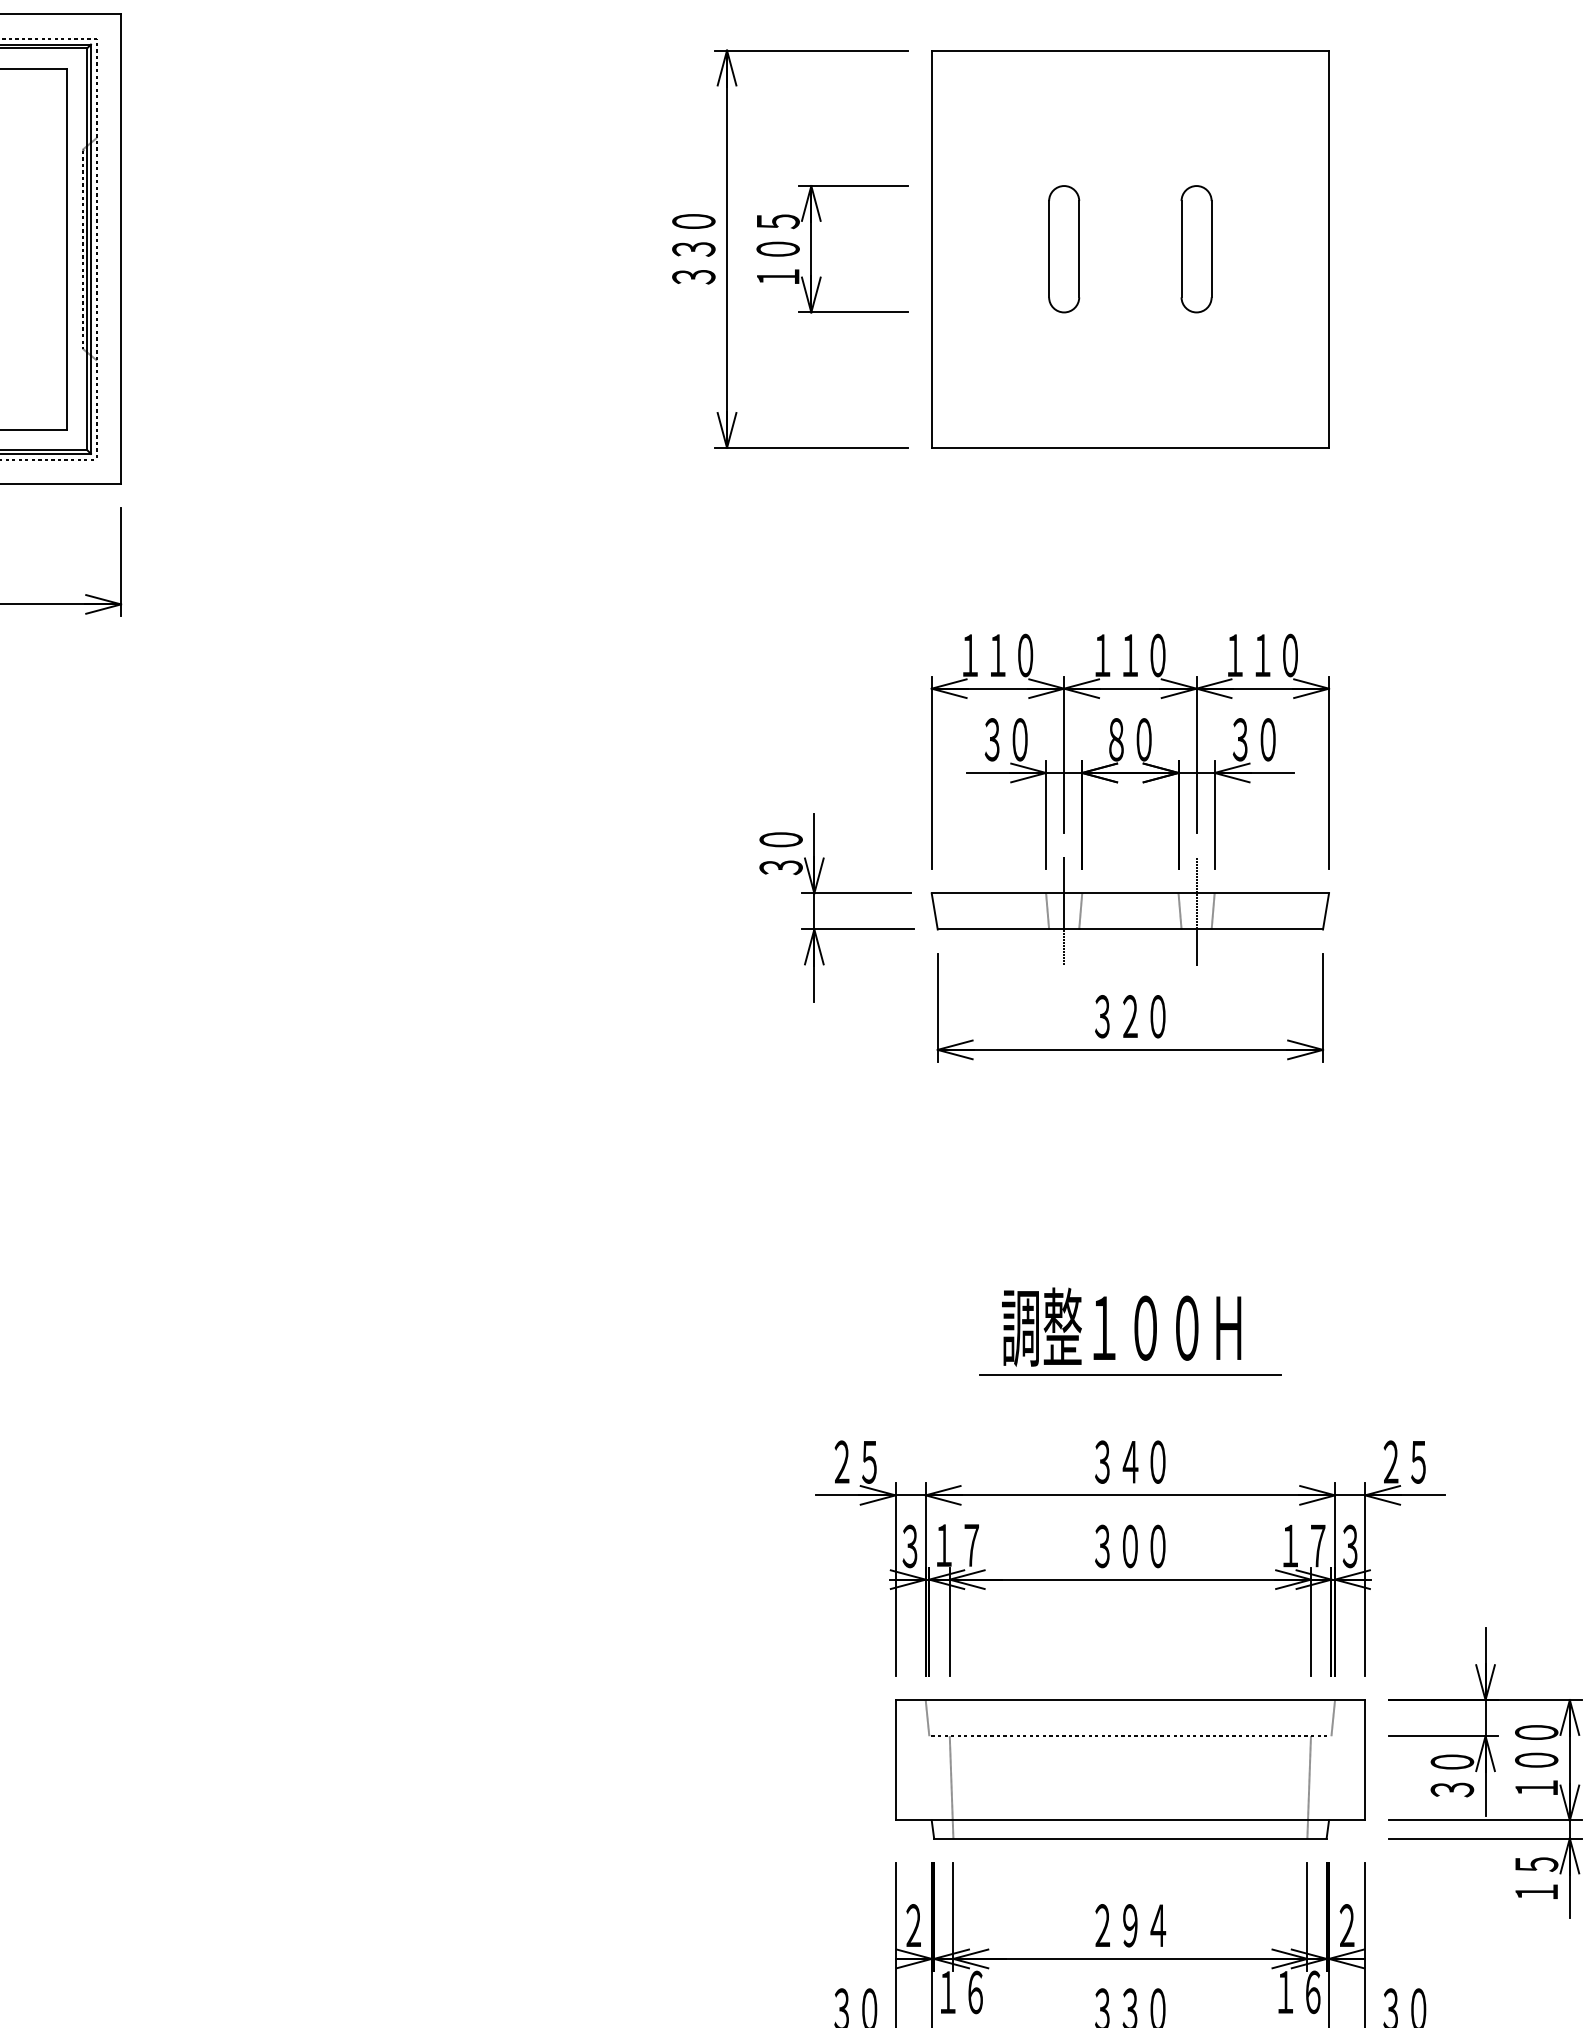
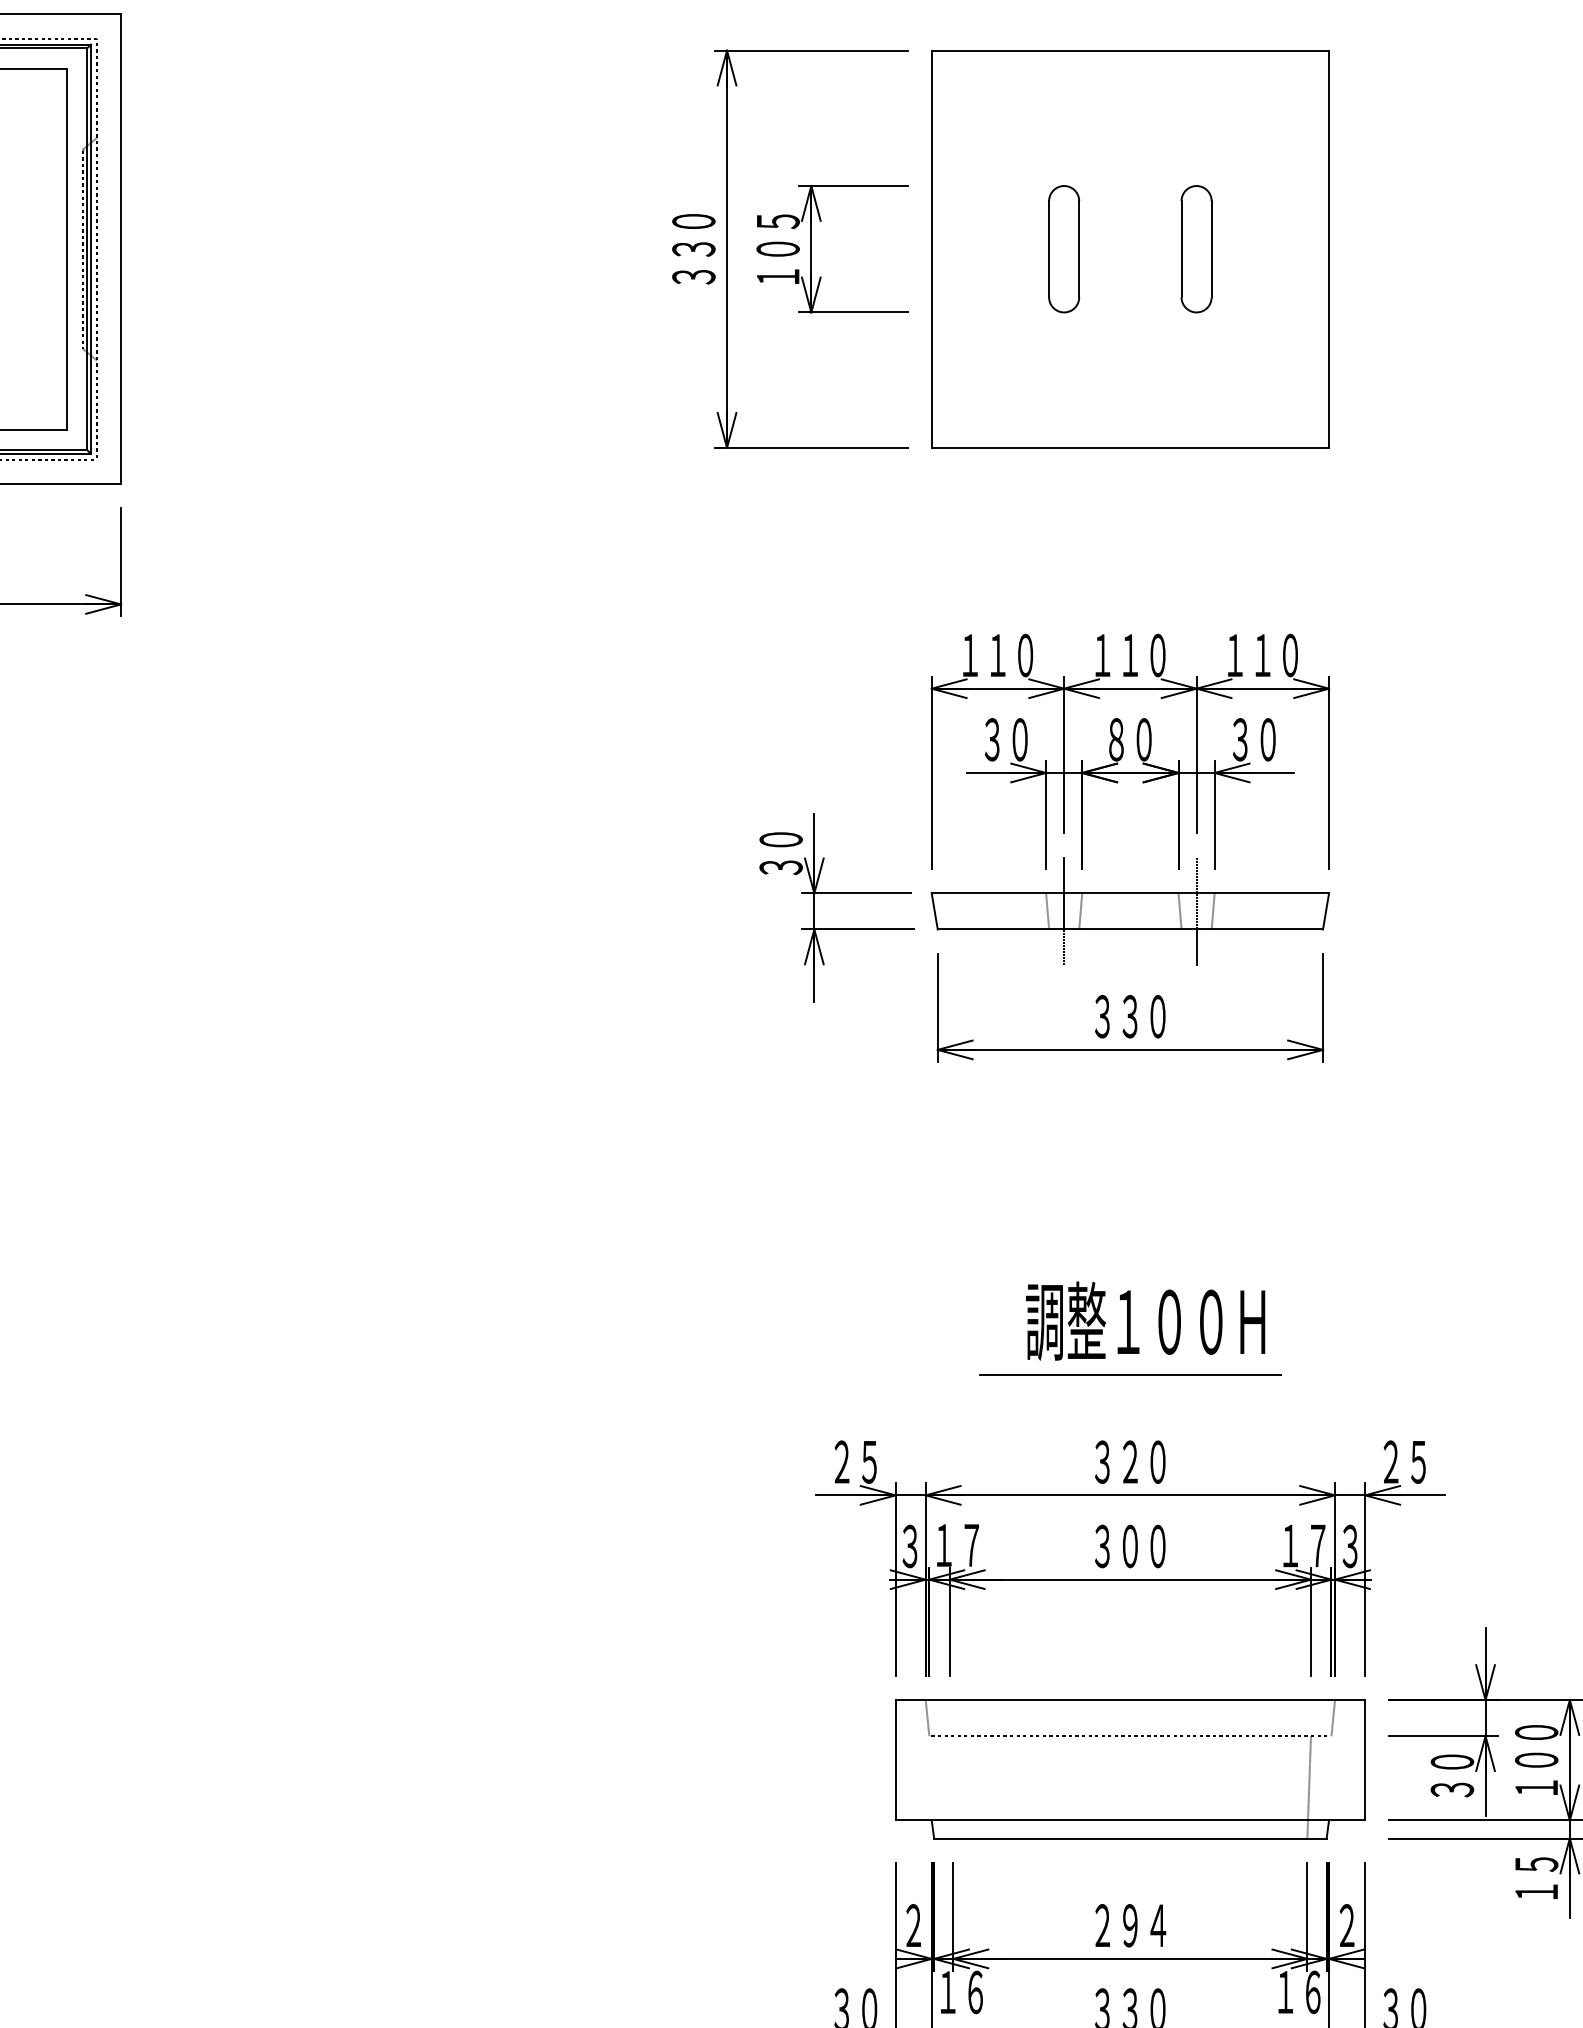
text: ３２０ -> ３３０ (1129, 1016)
text position: (1121, 1326) -> (1145, 1320) (1145, 1320)
text: ３４０ -> ３２０ (1130, 1461)
line: present -> none (951, 1787)
